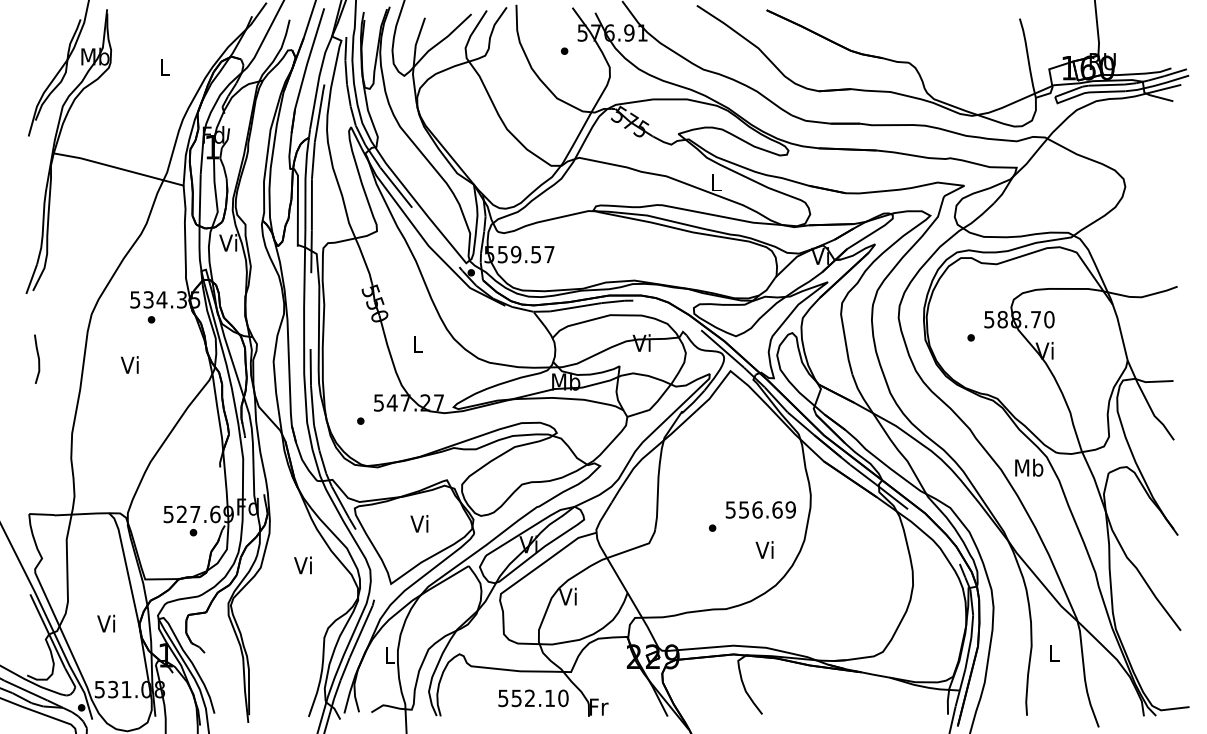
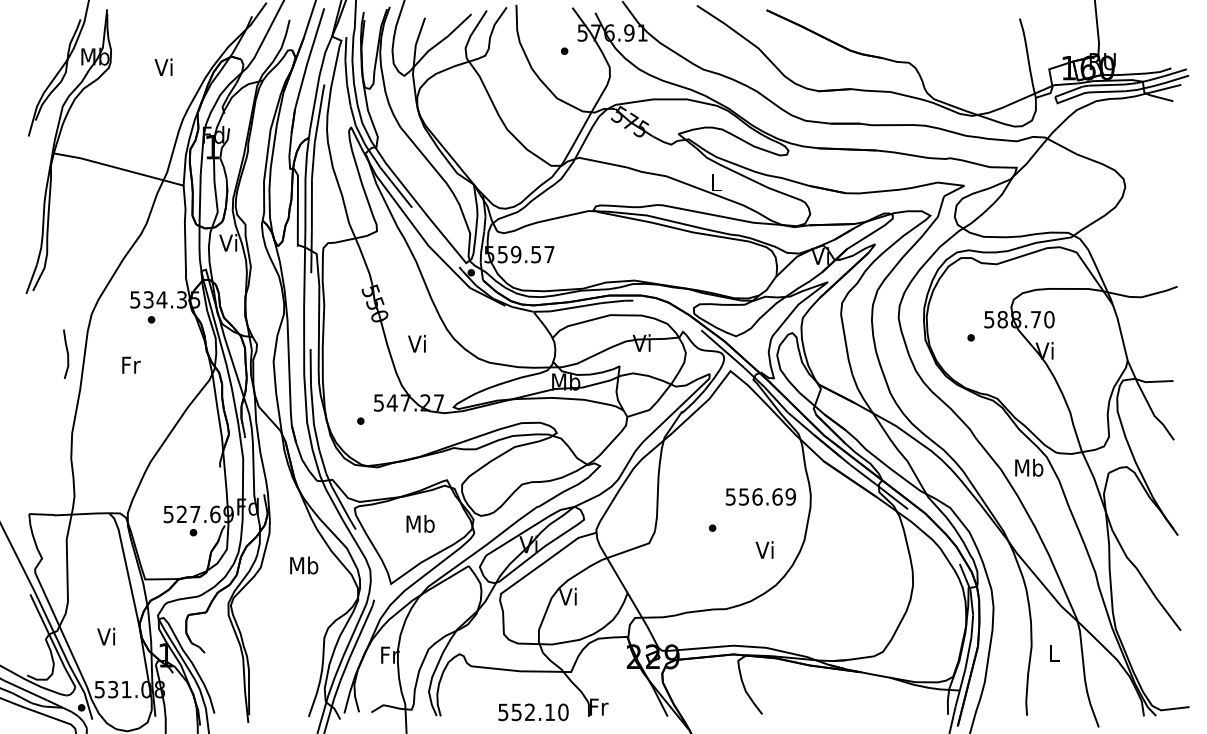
text: L -> Vi (163, 66)
text: L -> Vi (416, 343)
curve position: (37, 357) -> (66, 352) (66, 352)
text: Vi -> Fr (130, 364)
text position: (760, 509) -> (760, 496) (760, 496)
text: Vi -> Mb (420, 523)
text: Vi -> Mb (304, 565)
text position: (105, 623) -> (105, 636) (105, 636)
text: L -> Fr (390, 654)
text position: (533, 698) -> (533, 712) (533, 712)
